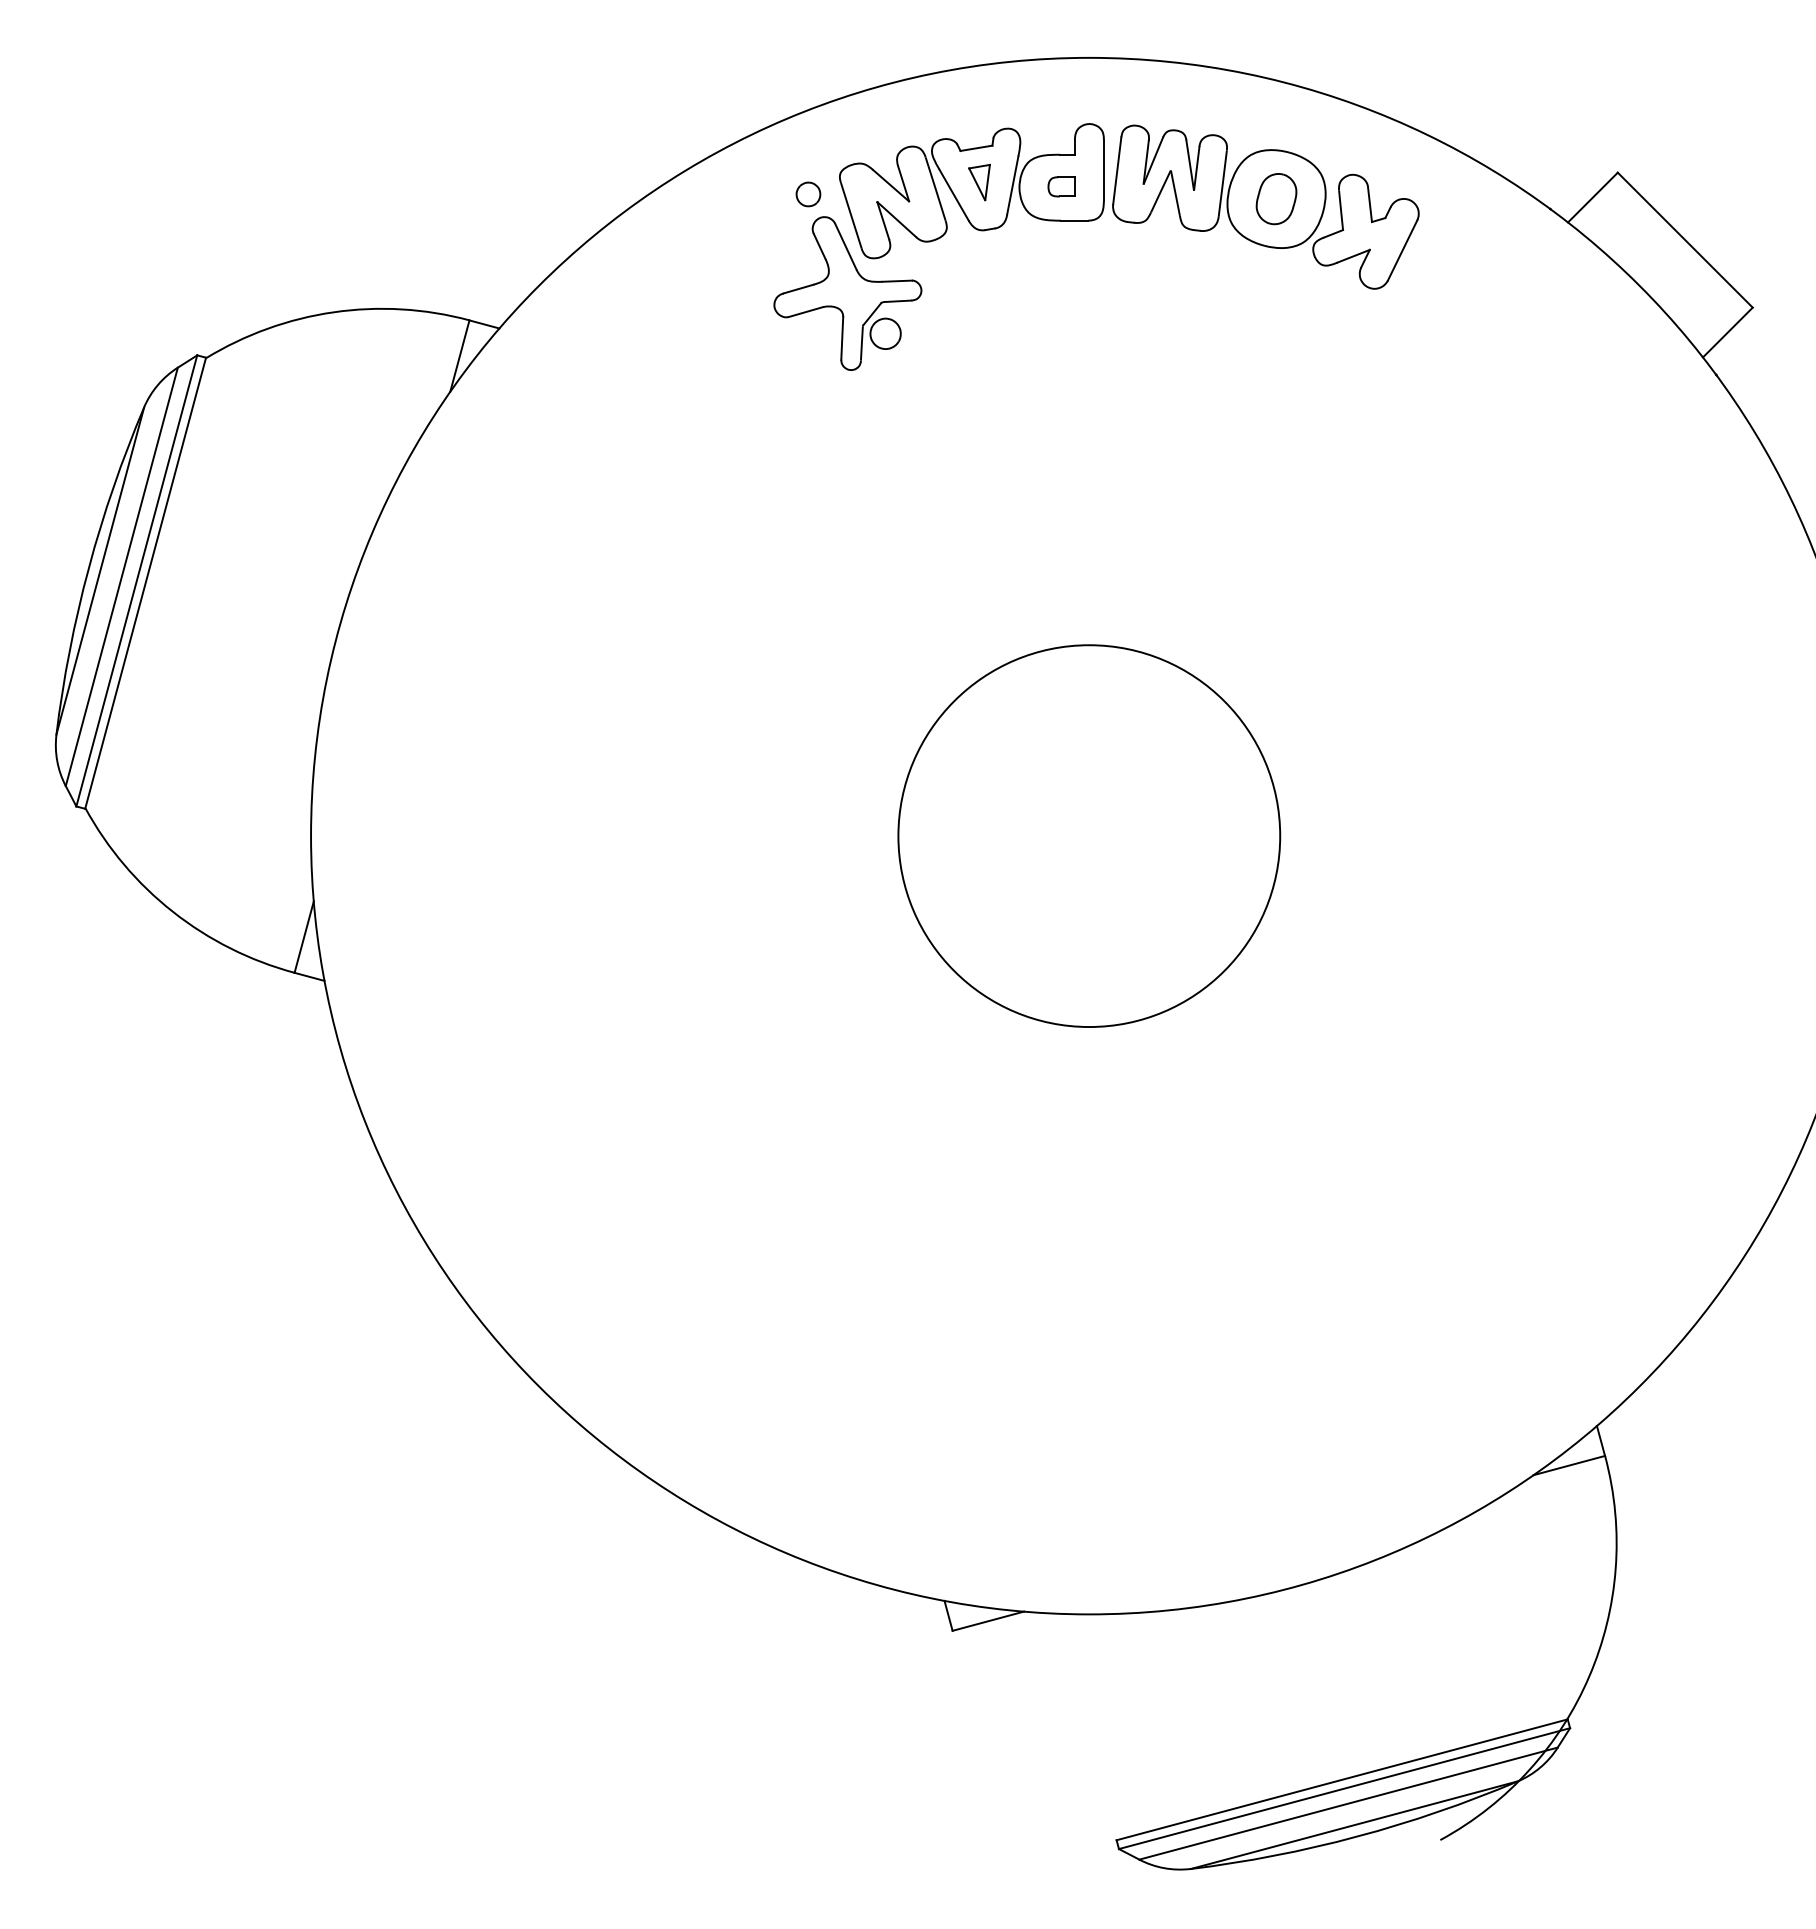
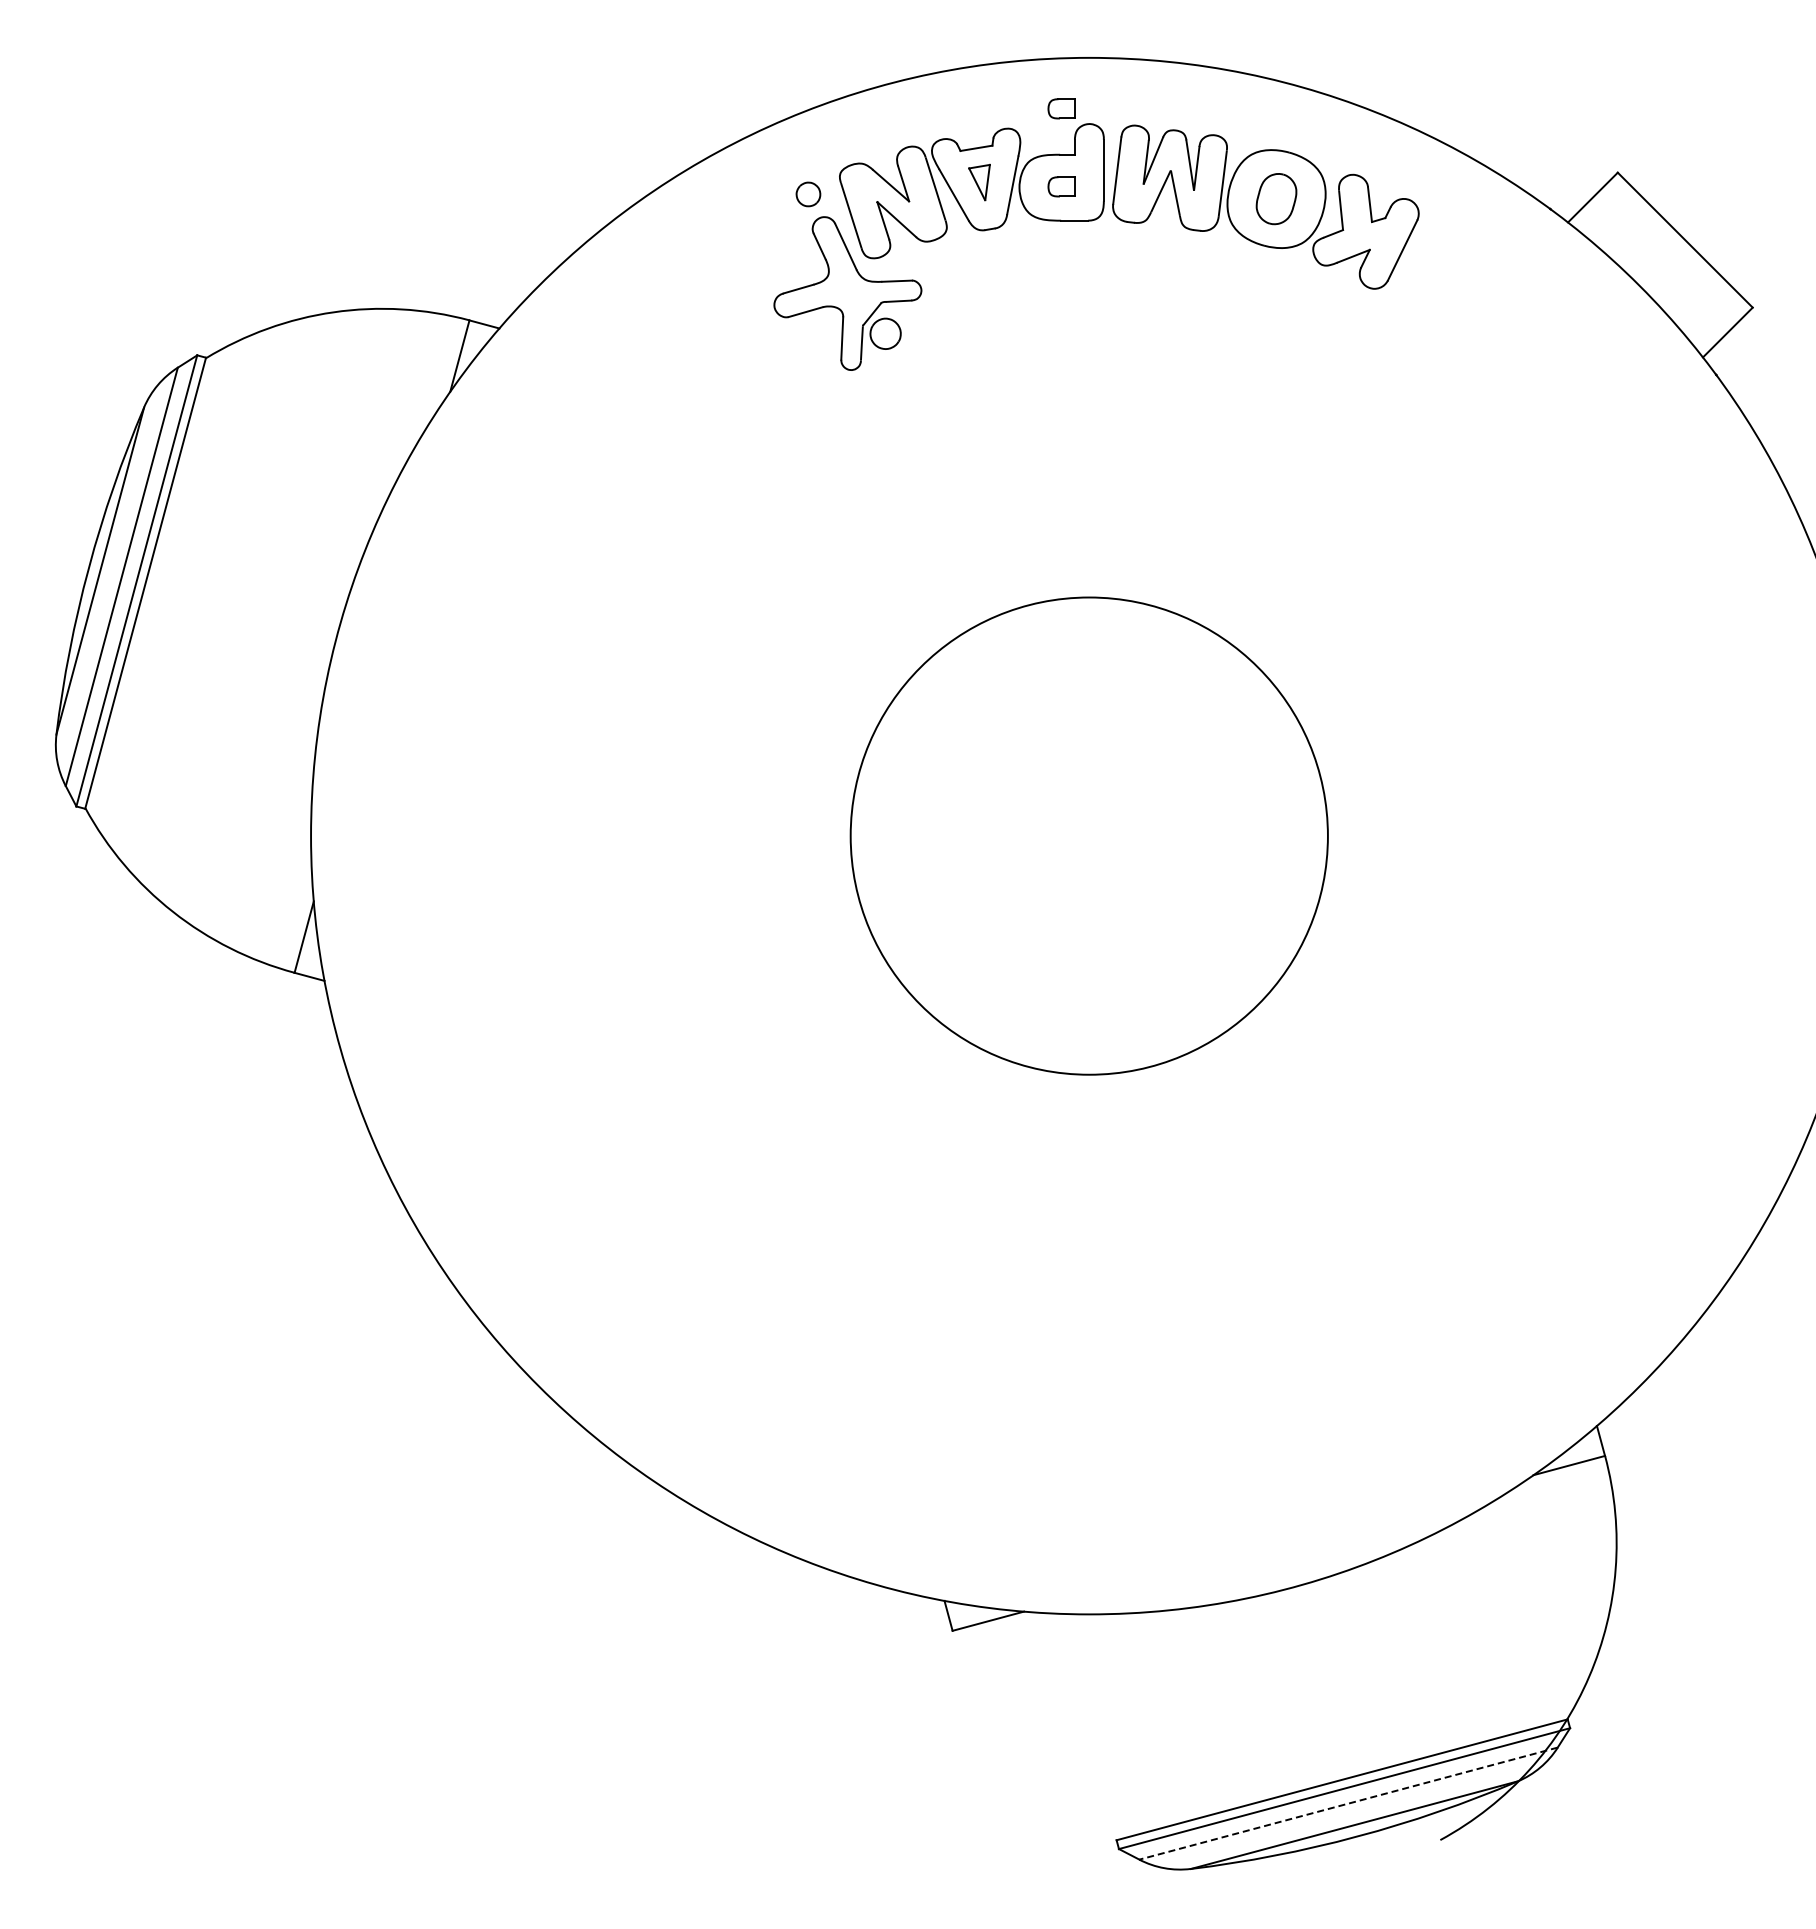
part: none -> present (1061, 108)
circle diameter: 382 px -> 477 px (1088, 835)
line: solid -> dashed (1348, 1803)
